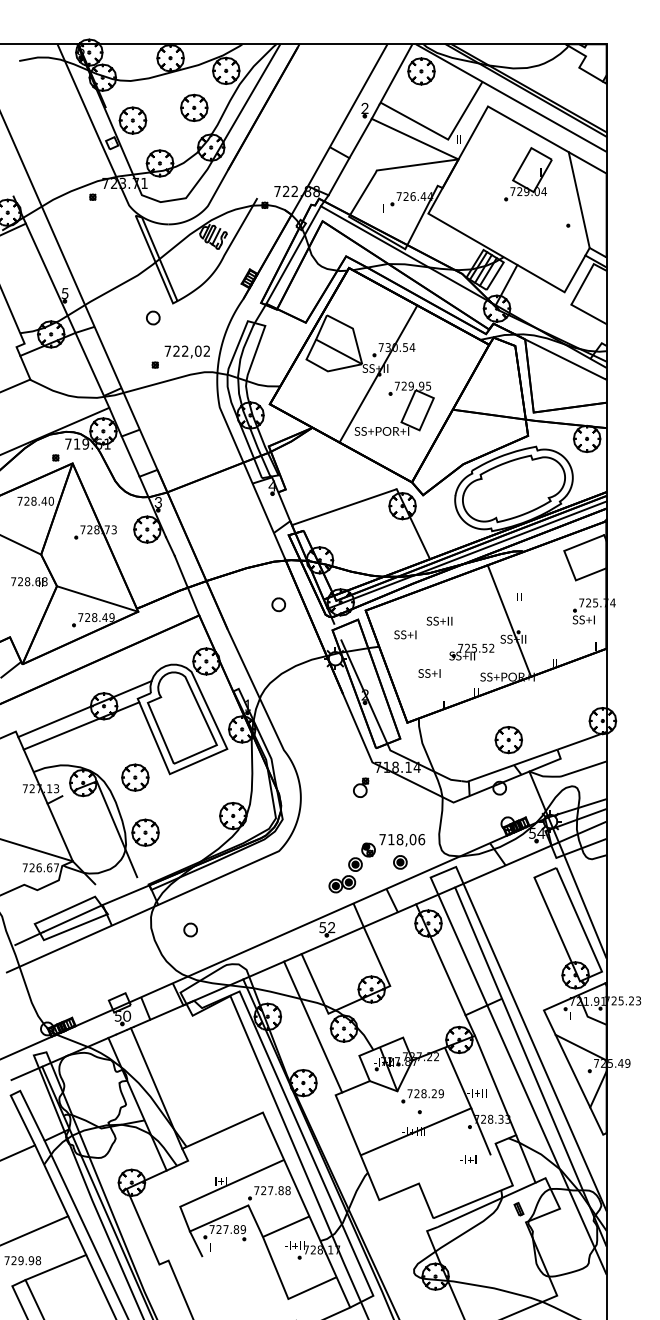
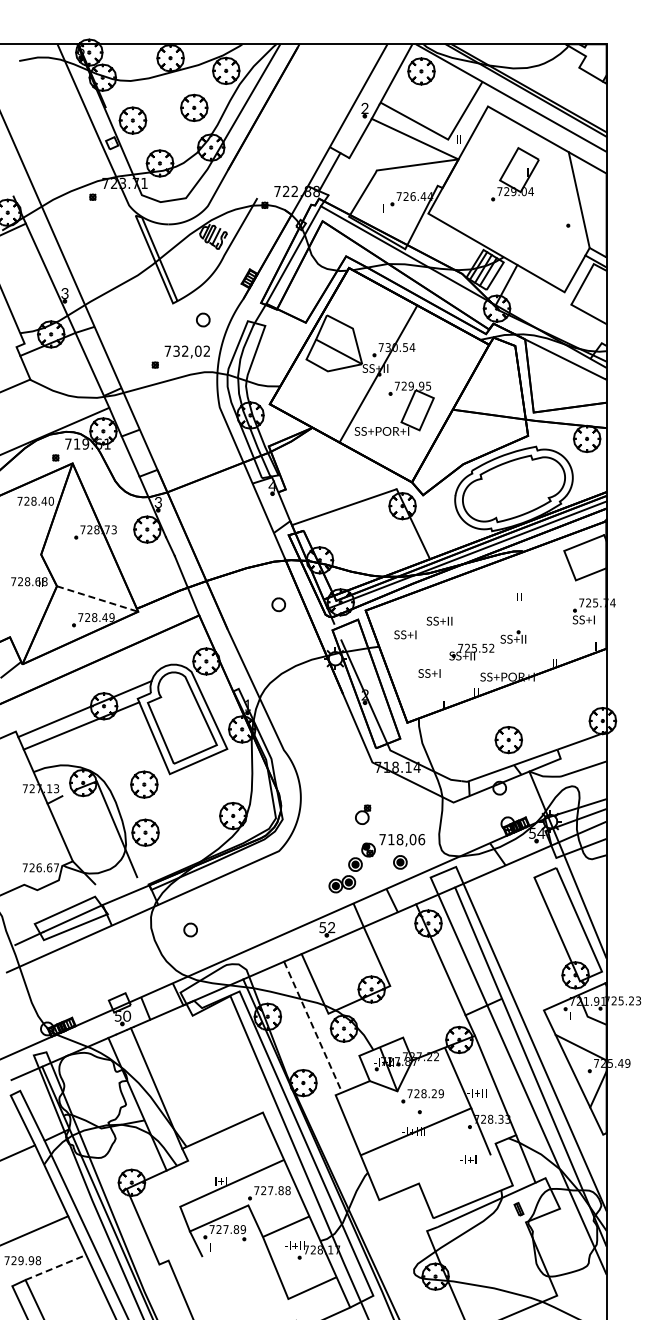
part position: (528, 174) -> (515, 174) (515, 174)
line position: (338, 176) -> (329, 171) (329, 171)
text: 5 -> 3 (64, 293)
part position: (153, 317) -> (203, 319) (203, 319)
text: 722,02 -> 732,02 (176, 351)
line: present -> none (21, 545)
line: solid -> dashed (97, 599)
line: present -> none (509, 620)
part position: (135, 777) -> (144, 784) (144, 784)
part position: (361, 787) -> (363, 814) (363, 814)
line: present -> none (37, 850)
line: solid -> dashed (313, 1027)
line: solid -> dashed (55, 1267)
